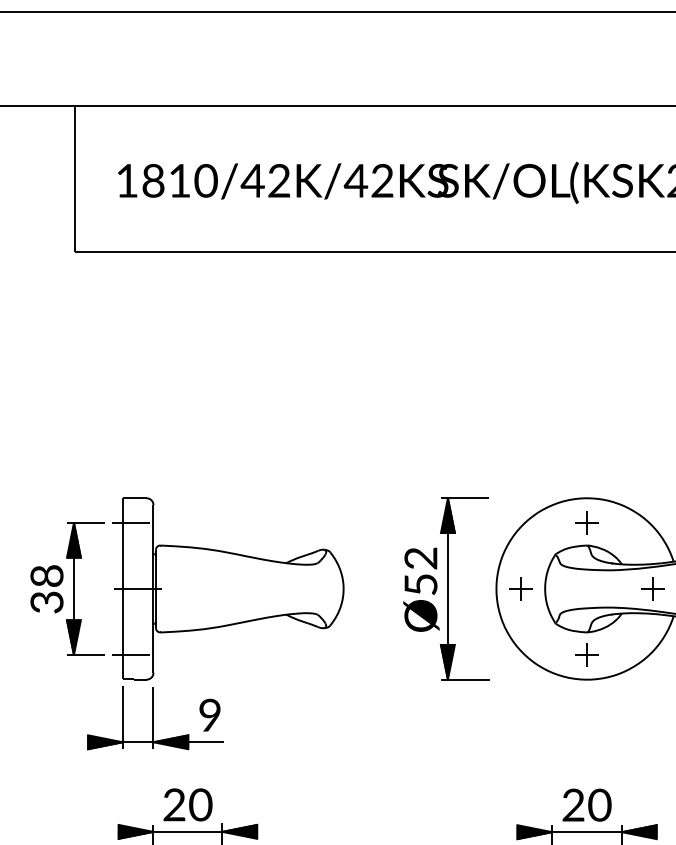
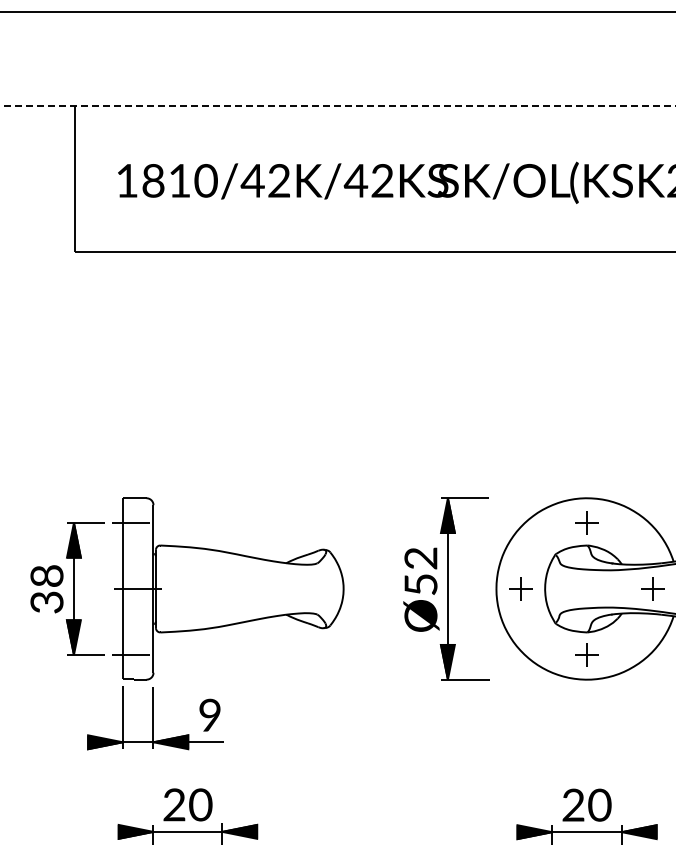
line: solid -> dashed (337, 105)
